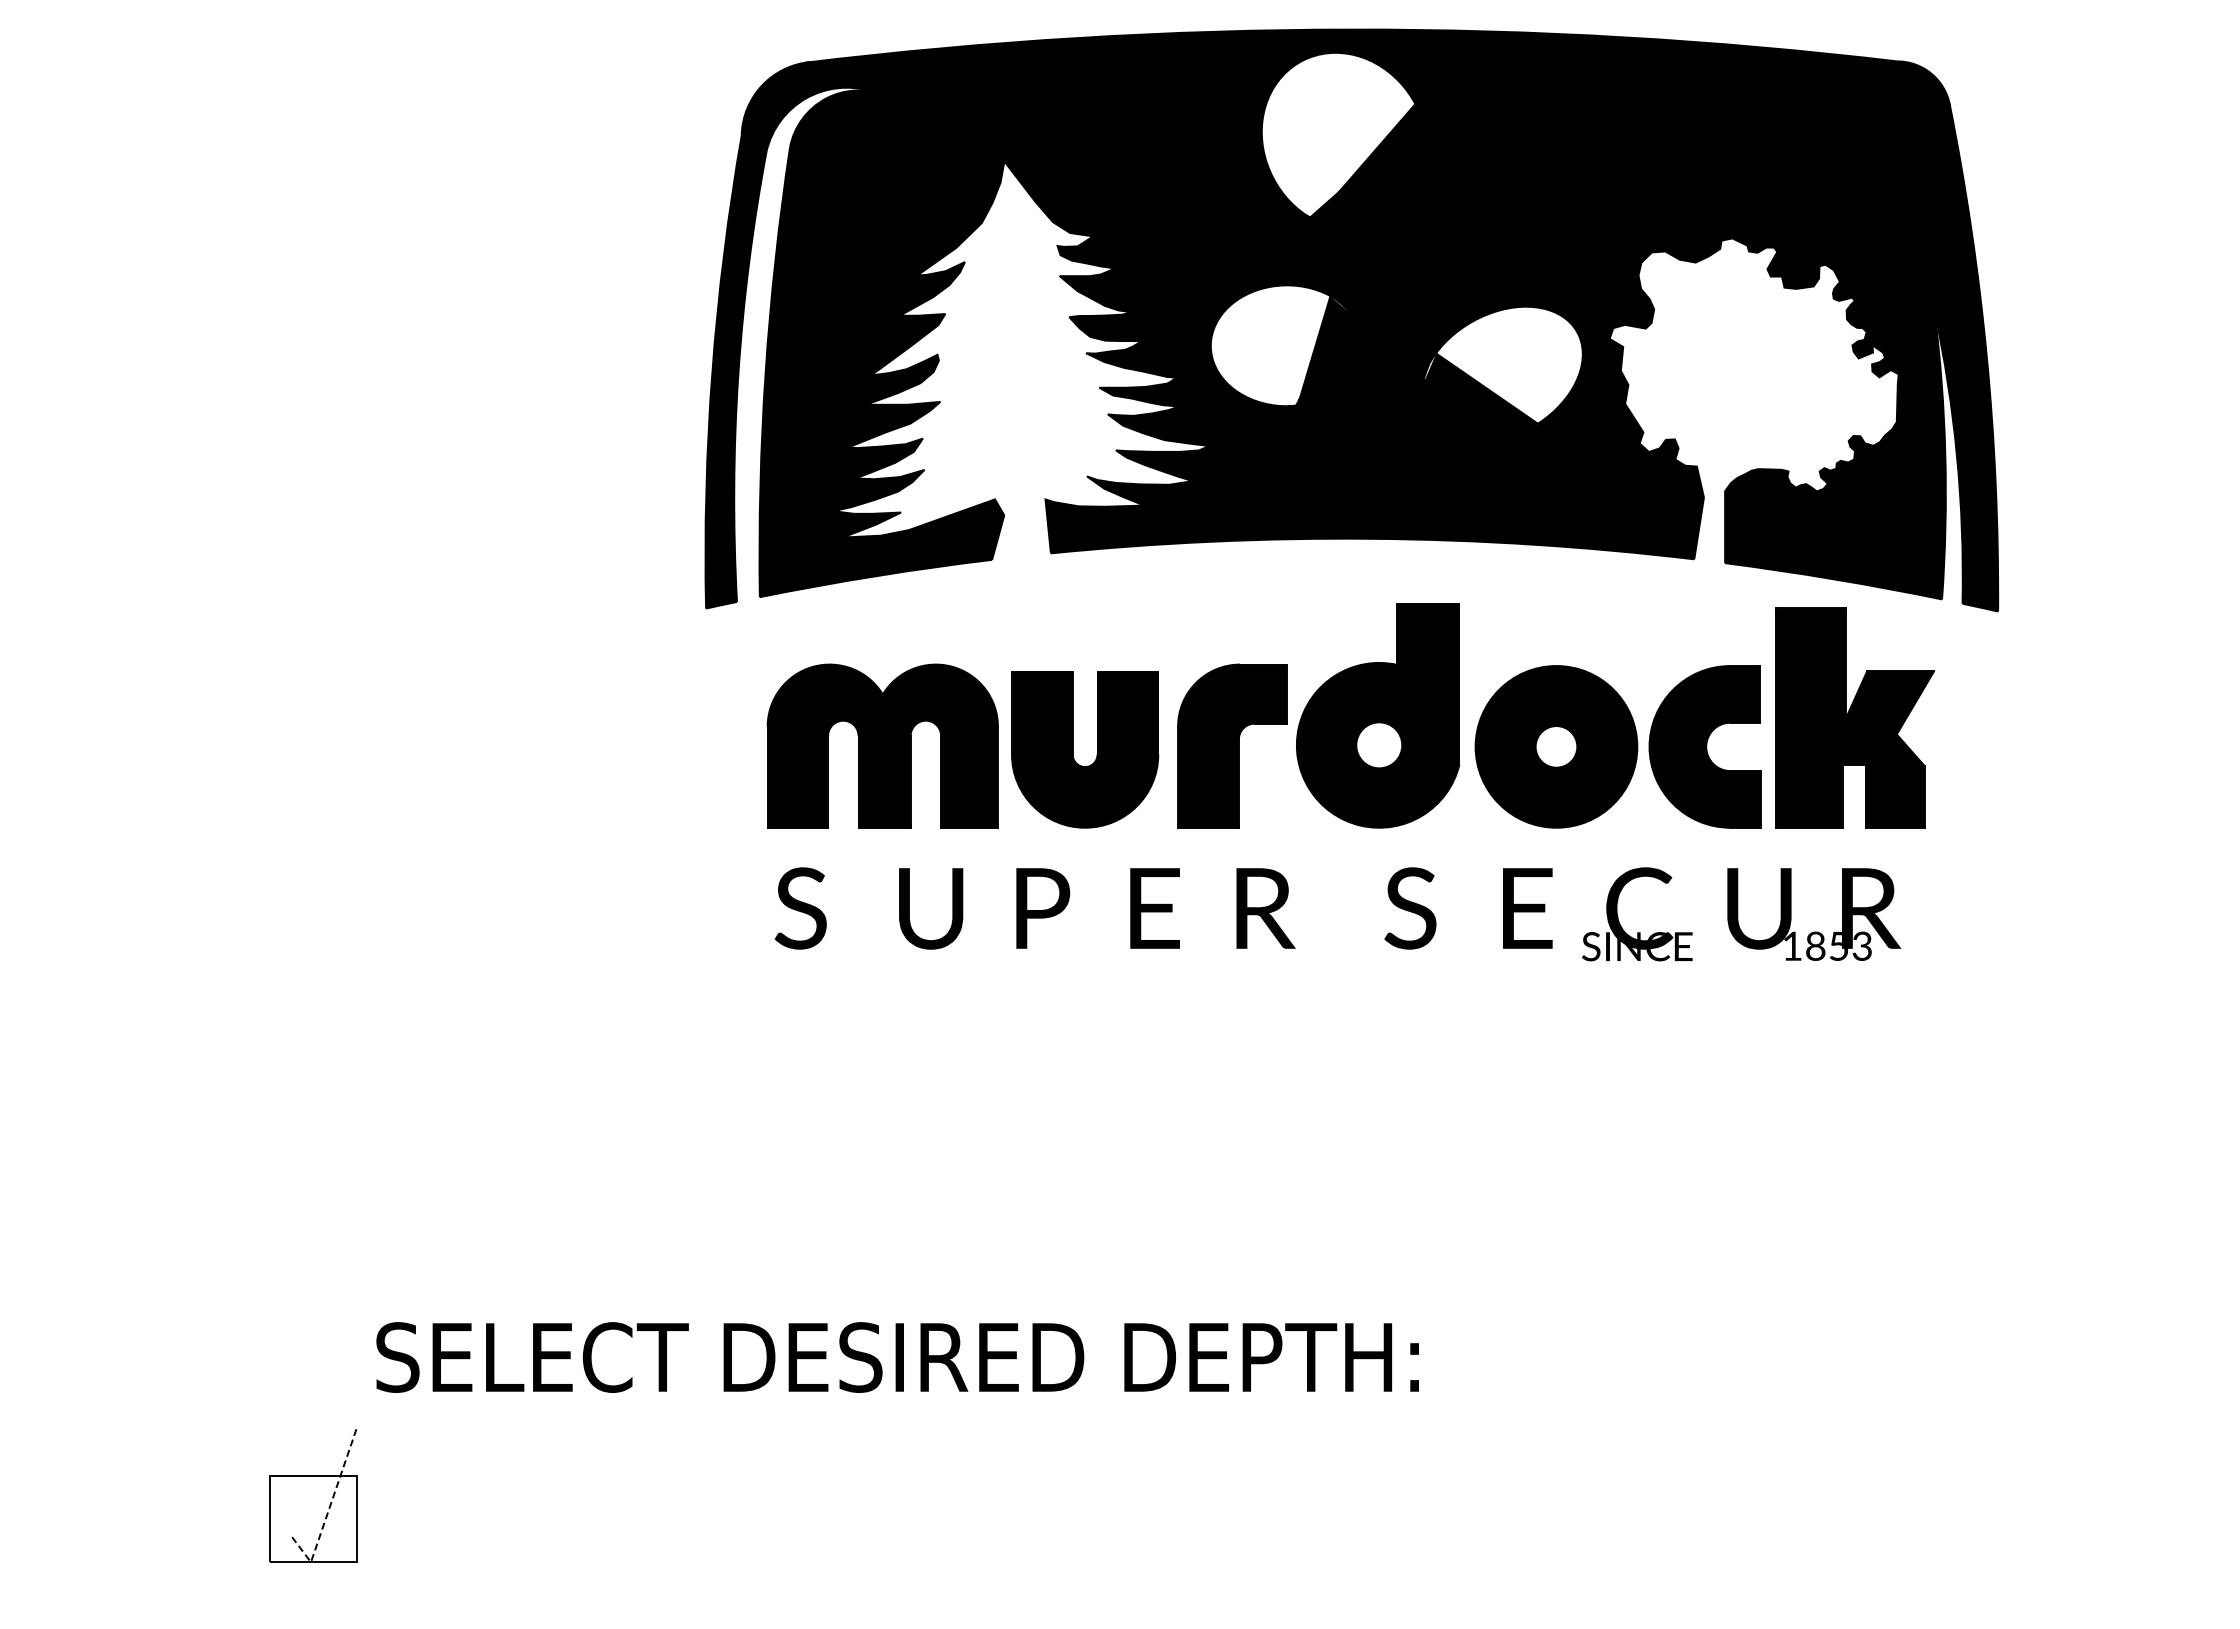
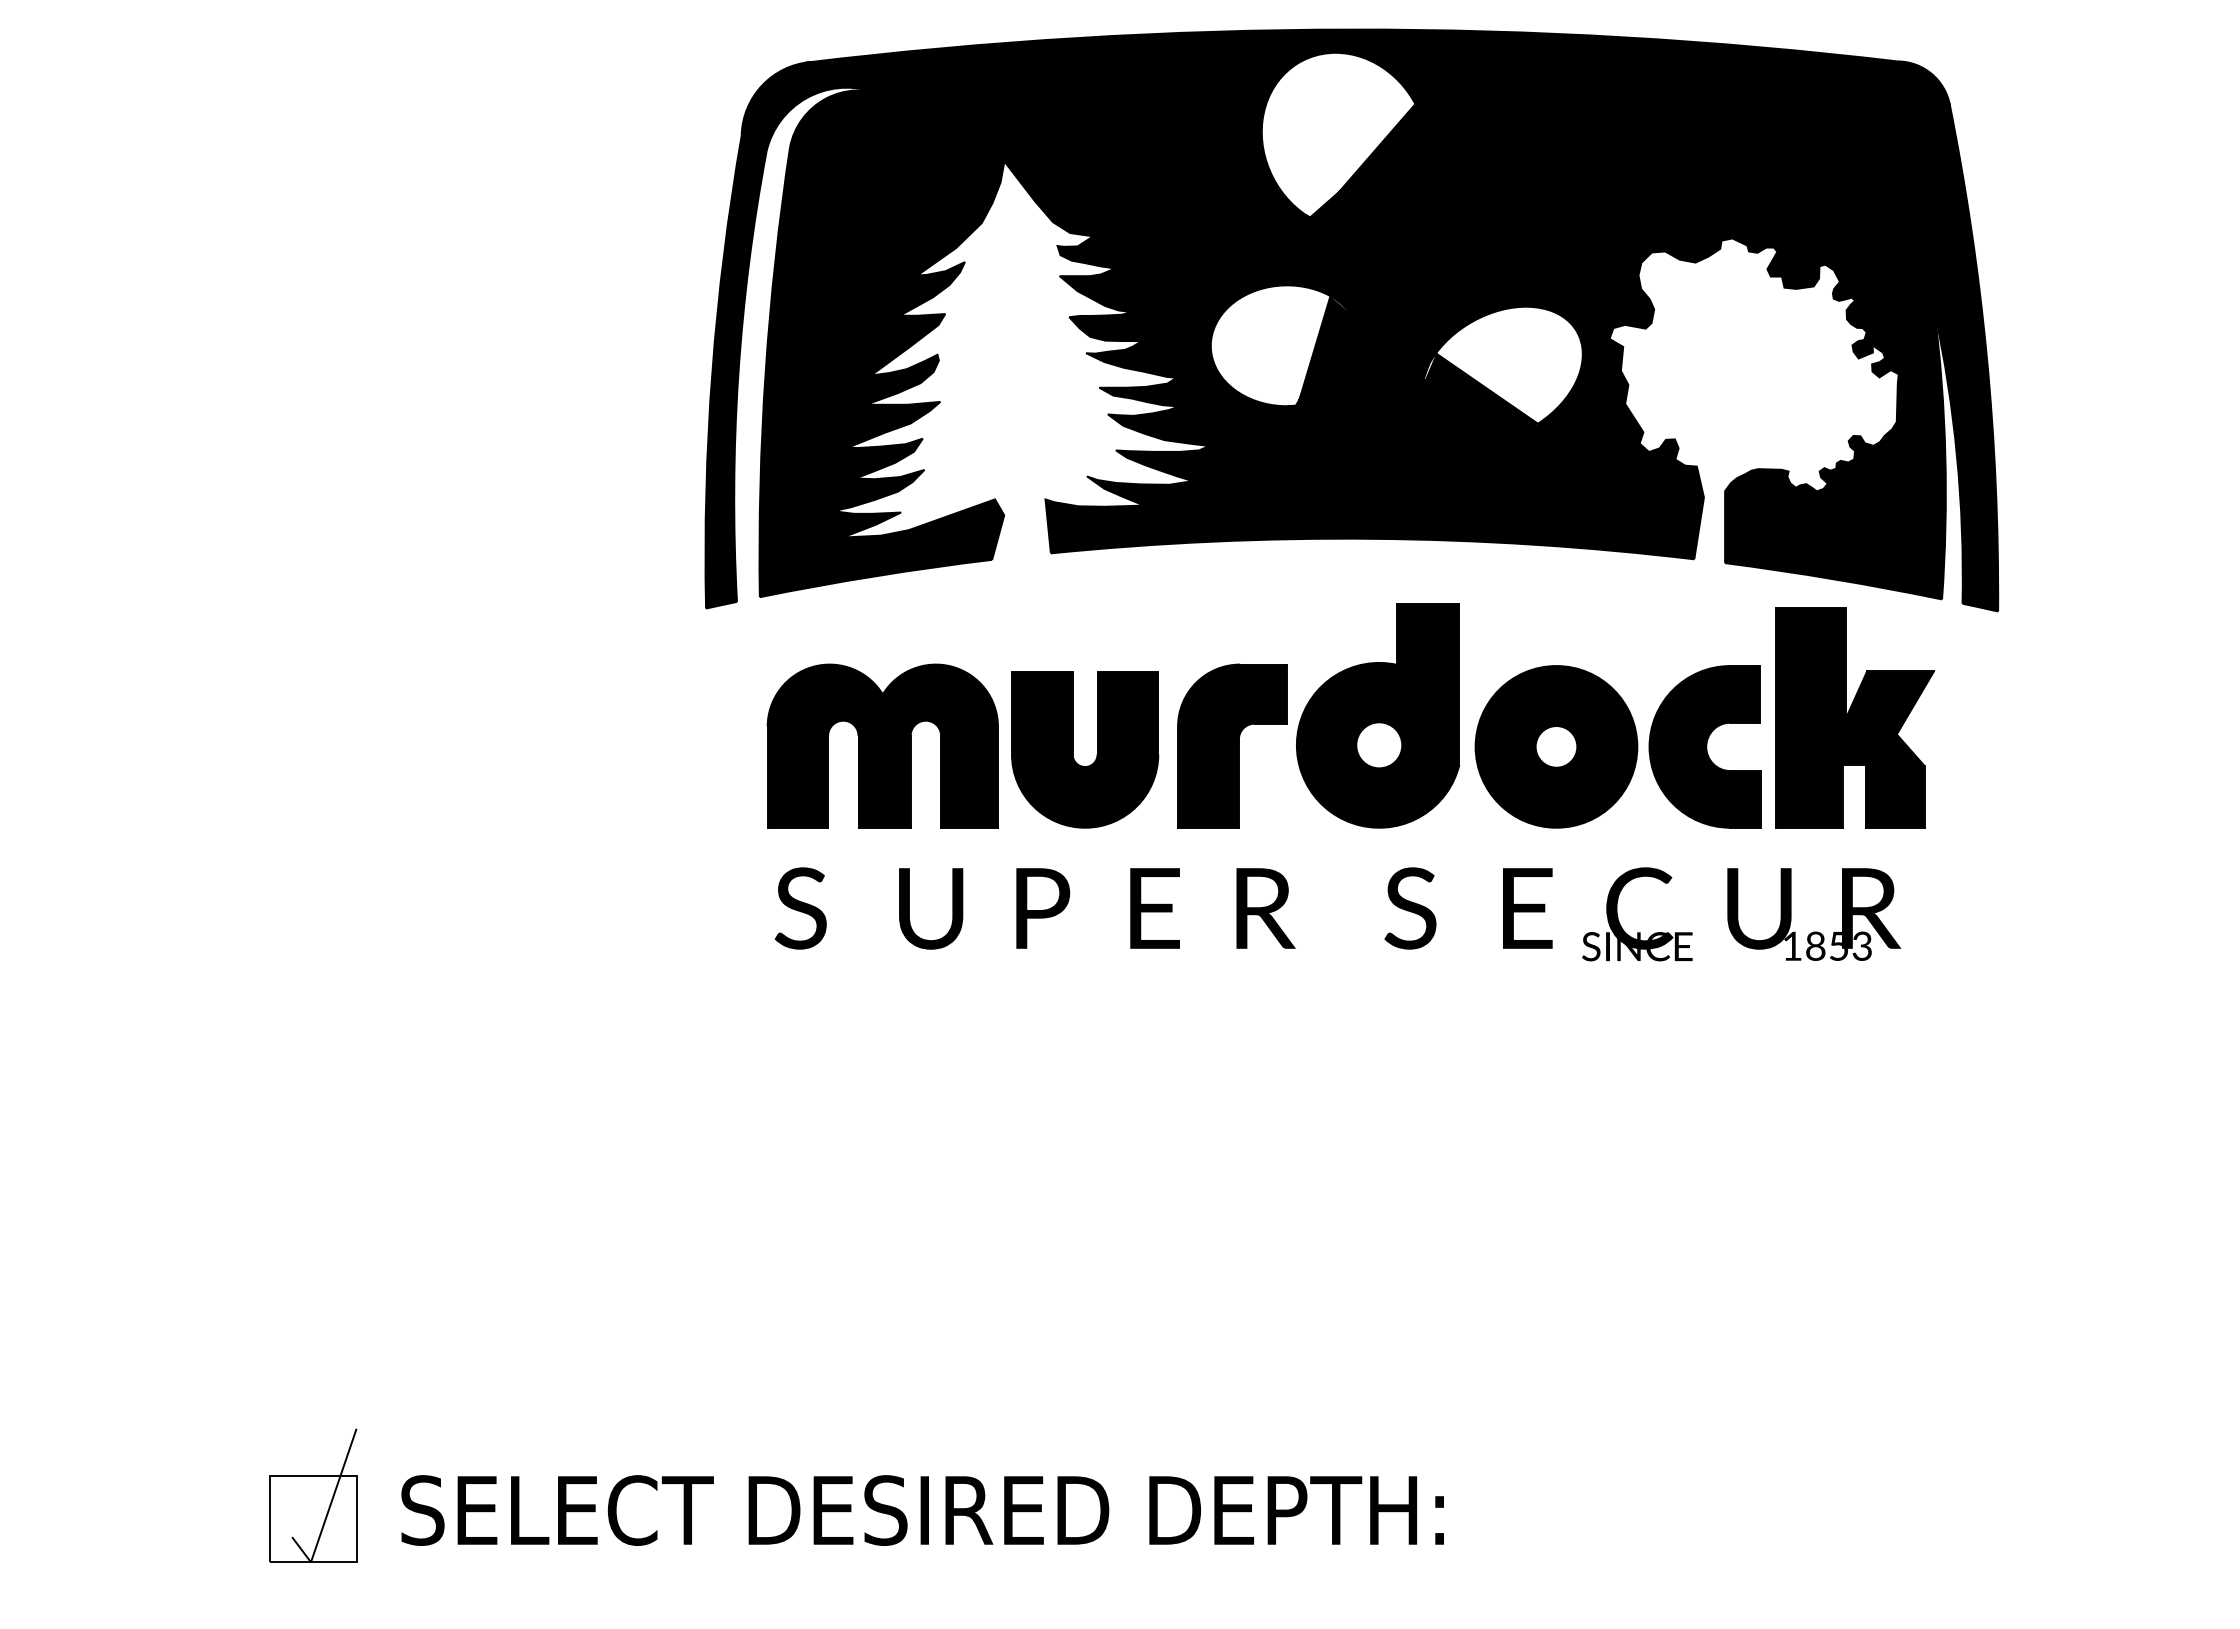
text position: (897, 1357) -> (922, 1510) (922, 1510)
line: dashed -> solid (328, 1510)
